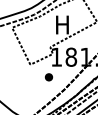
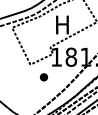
part position: (48, 77) -> (43, 77) (43, 77)
